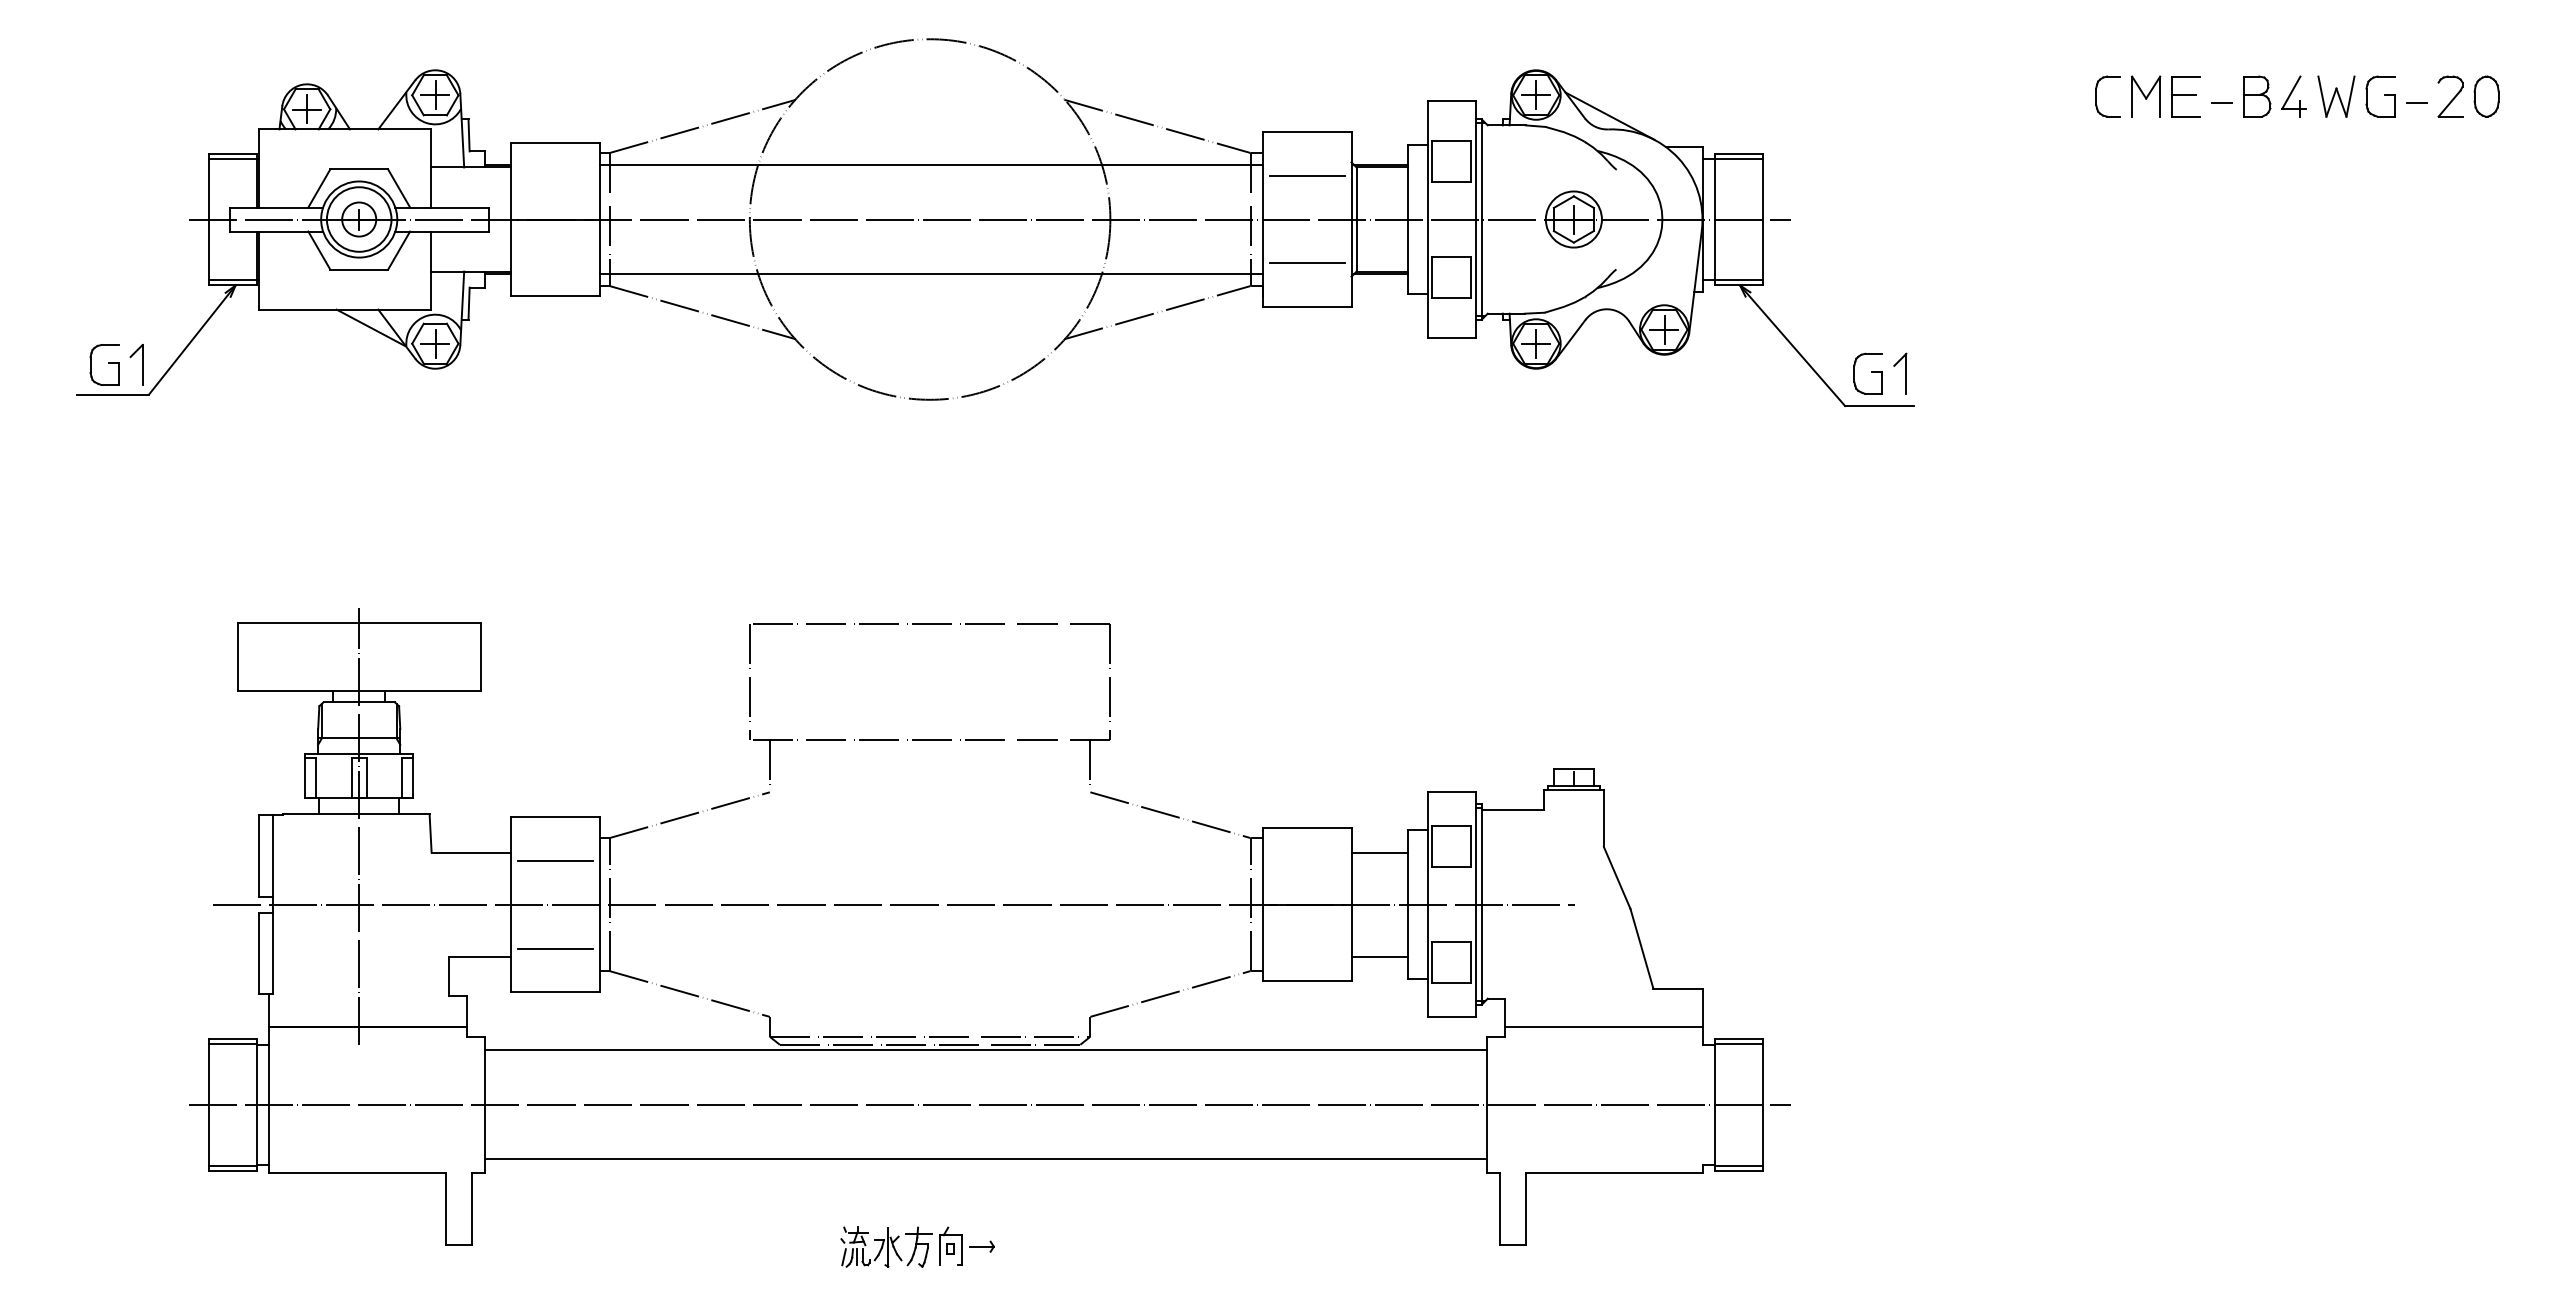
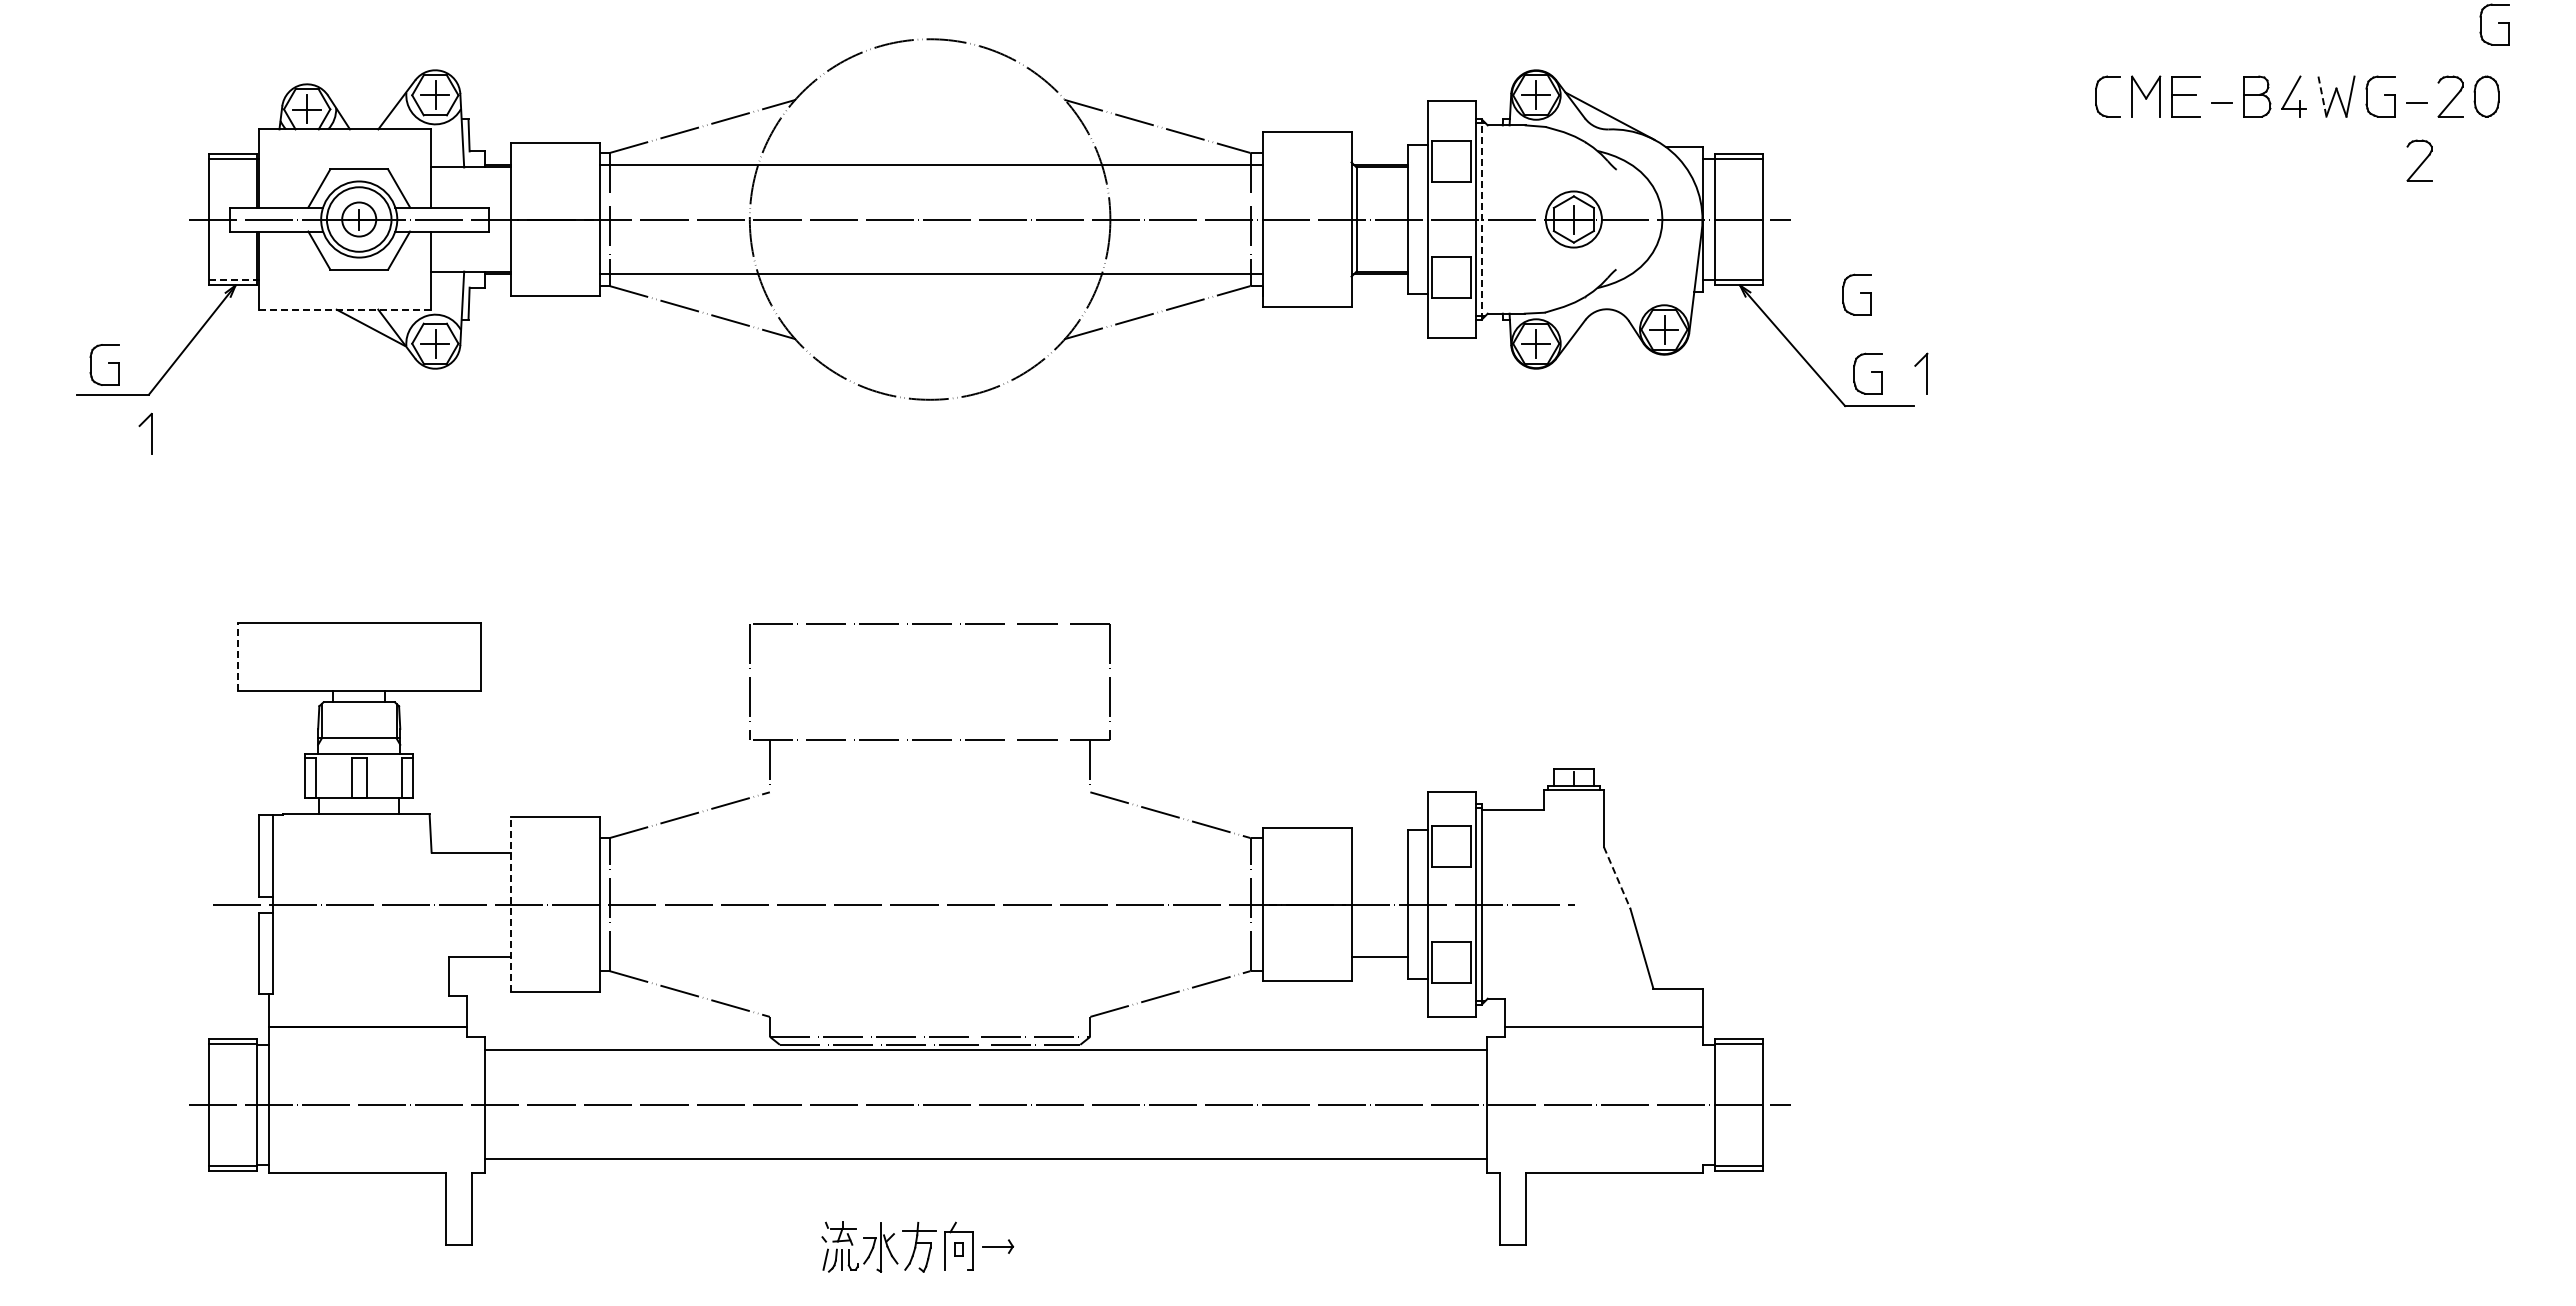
part: none -> present (2494, 24)
line: solid -> dashed (2322, 97)
part: none -> present (2419, 160)
line: present -> none (1307, 175)
line: solid -> dashed (1481, 219)
line: present -> none (1307, 263)
line: solid -> dashed (233, 280)
part: none -> present (1856, 294)
line: solid -> dashed (344, 309)
part position: (136, 364) -> (145, 433) (145, 433)
part position: (1900, 373) -> (1921, 373) (1921, 373)
line: solid -> dashed (237, 656)
line: present -> none (359, 826)
line: present -> none (1379, 852)
line: present -> none (555, 860)
line: solid -> dashed (1617, 877)
line: solid -> dashed (511, 904)
line: present -> none (555, 948)
part size: 155x42 px -> 194x52 px (917, 1246)
